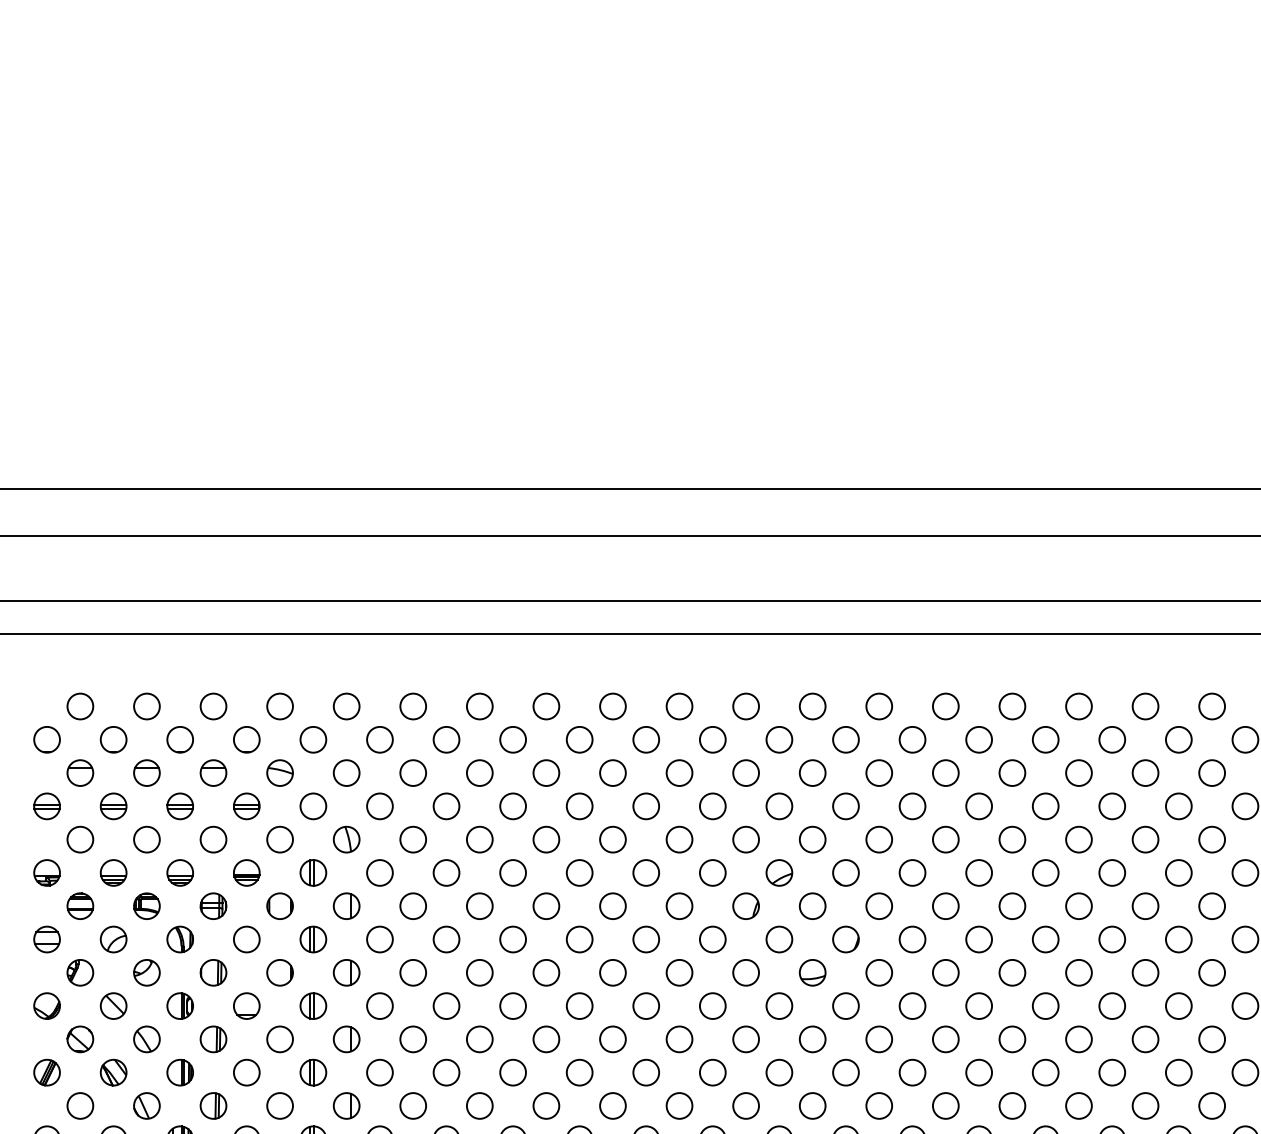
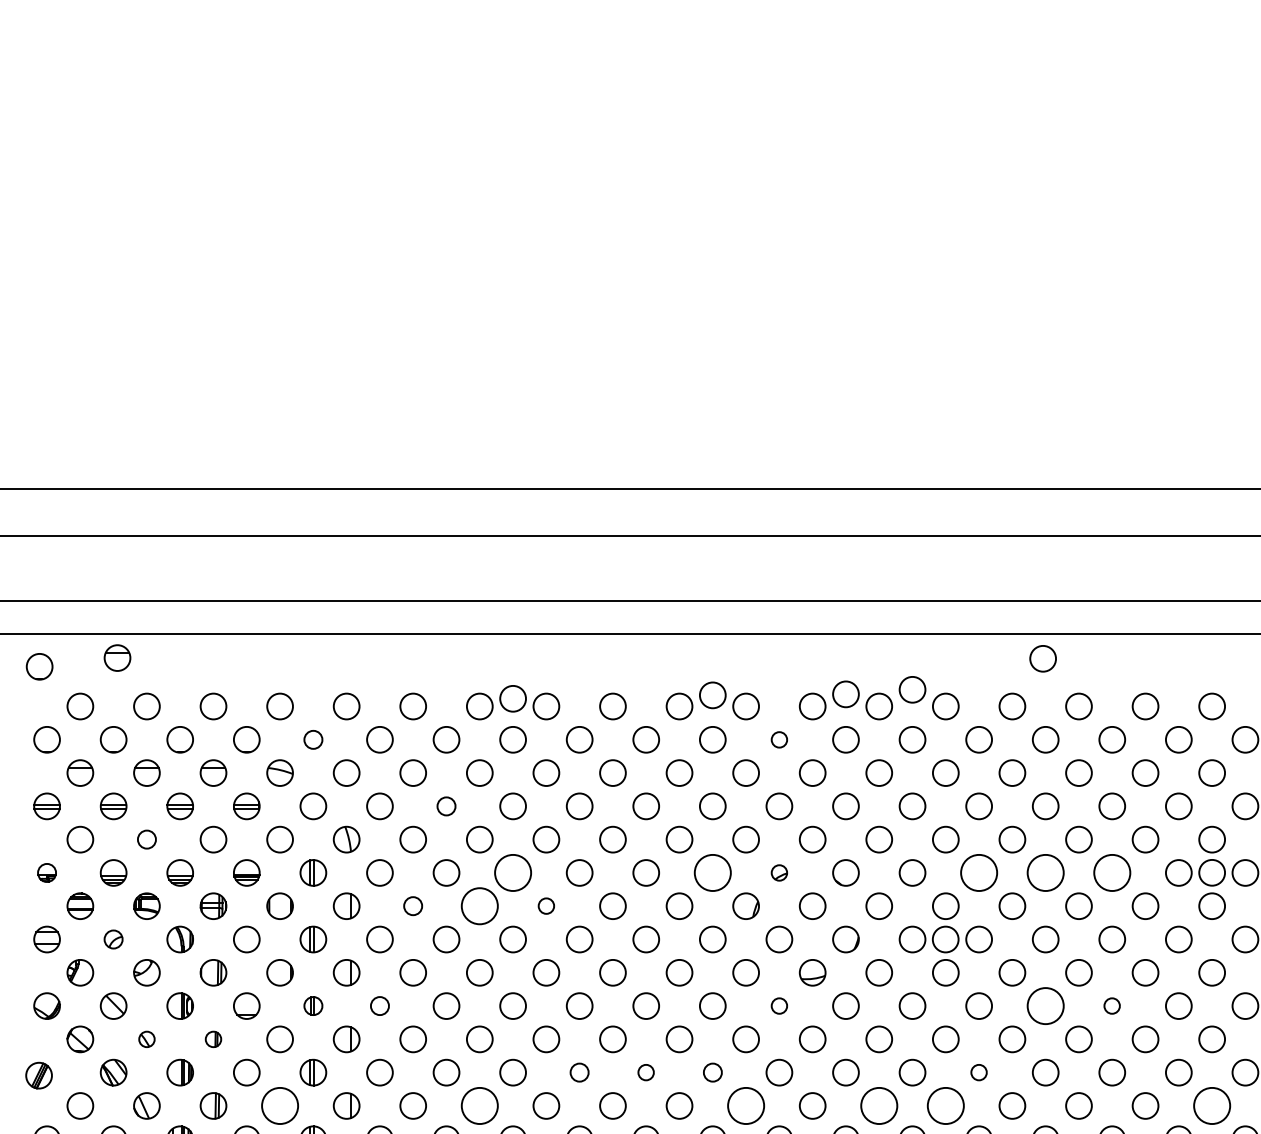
part: none -> present (117, 657)
circle: none -> present (1042, 658)
part: none -> present (39, 666)
circle: none -> present (912, 689)
circle: none -> present (845, 694)
circle: none -> present (712, 695)
circle: none -> present (512, 698)
circle size: 29x28 px -> 21x20 px (313, 739)
circle size: 29x28 px -> 18x18 px (778, 739)
circle size: 29x29 px -> 21x21 px (446, 806)
circle size: 28x29 px -> 20x21 px (146, 839)
part size: 28x28 px -> 20x20 px (46, 872)
circle diameter: 26 px -> 36 px (513, 872)
circle diameter: 26 px -> 36 px (712, 872)
part size: 29x28 px -> 18x18 px (778, 872)
circle diameter: 26 px -> 36 px (979, 872)
circle diameter: 26 px -> 36 px (1045, 872)
circle diameter: 26 px -> 36 px (1112, 872)
circle: none -> present (1211, 872)
circle size: 28x28 px -> 20x21 px (412, 906)
circle size: 29x28 px -> 18x18 px (545, 905)
circle diameter: 26 px -> 36 px (479, 906)
part size: 29x29 px -> 21x21 px (113, 939)
circle: none -> present (945, 939)
part size: 29x28 px -> 21x20 px (313, 1005)
circle size: 28x28 px -> 20x20 px (379, 1005)
circle size: 29x28 px -> 18x18 px (778, 1005)
circle diameter: 26 px -> 36 px (1045, 1006)
circle size: 28x28 px -> 18x18 px (1111, 1005)
part size: 28x29 px -> 18x18 px (146, 1038)
part size: 29x29 px -> 19x18 px (213, 1038)
part position: (46, 1072) -> (38, 1075) (38, 1075)
circle size: 29x29 px -> 21x21 px (579, 1072)
circle size: 28x29 px -> 18x18 px (645, 1072)
circle size: 28x29 px -> 20x21 px (712, 1072)
circle size: 28x29 px -> 18x18 px (978, 1072)
circle diameter: 26 px -> 36 px (280, 1105)
circle diameter: 26 px -> 36 px (479, 1105)
circle diameter: 26 px -> 36 px (746, 1105)
circle diameter: 26 px -> 36 px (879, 1105)
circle diameter: 26 px -> 36 px (945, 1105)
circle diameter: 26 px -> 36 px (1212, 1105)
